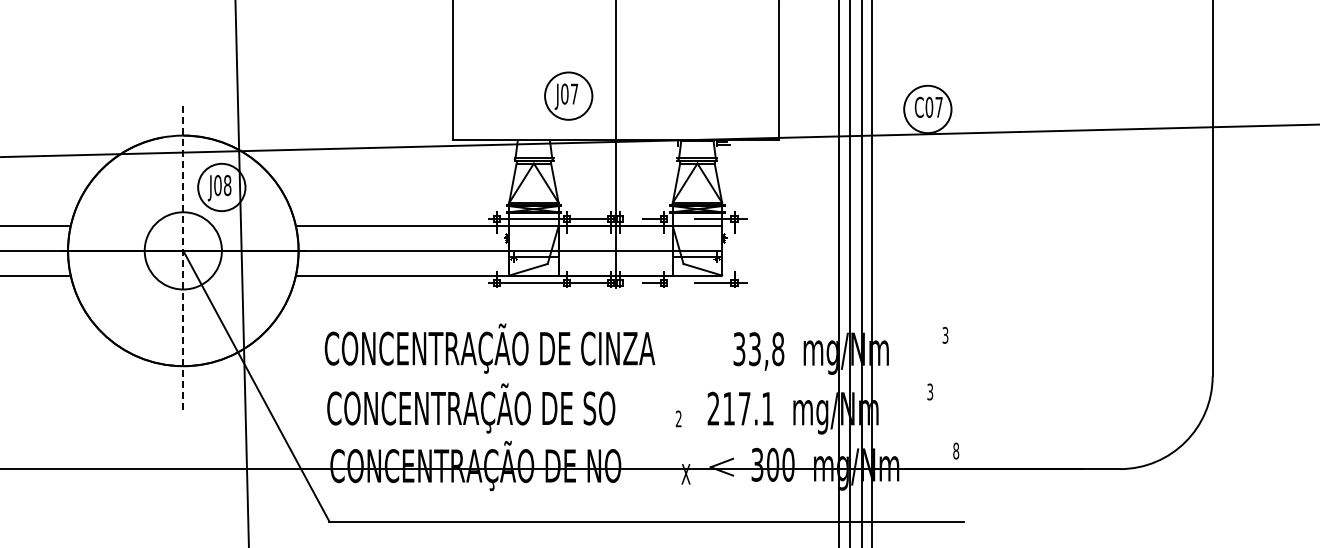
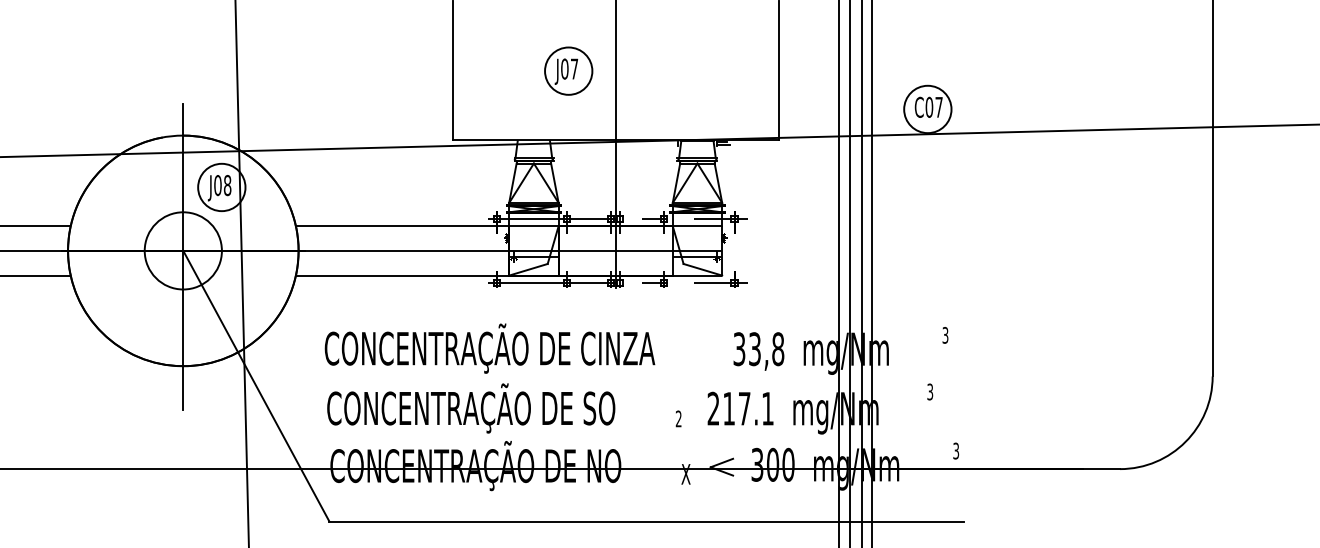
part position: (568, 95) -> (568, 70) (568, 70)
line: dashed -> solid (183, 256)
text: 8 -> 3 (956, 450)
